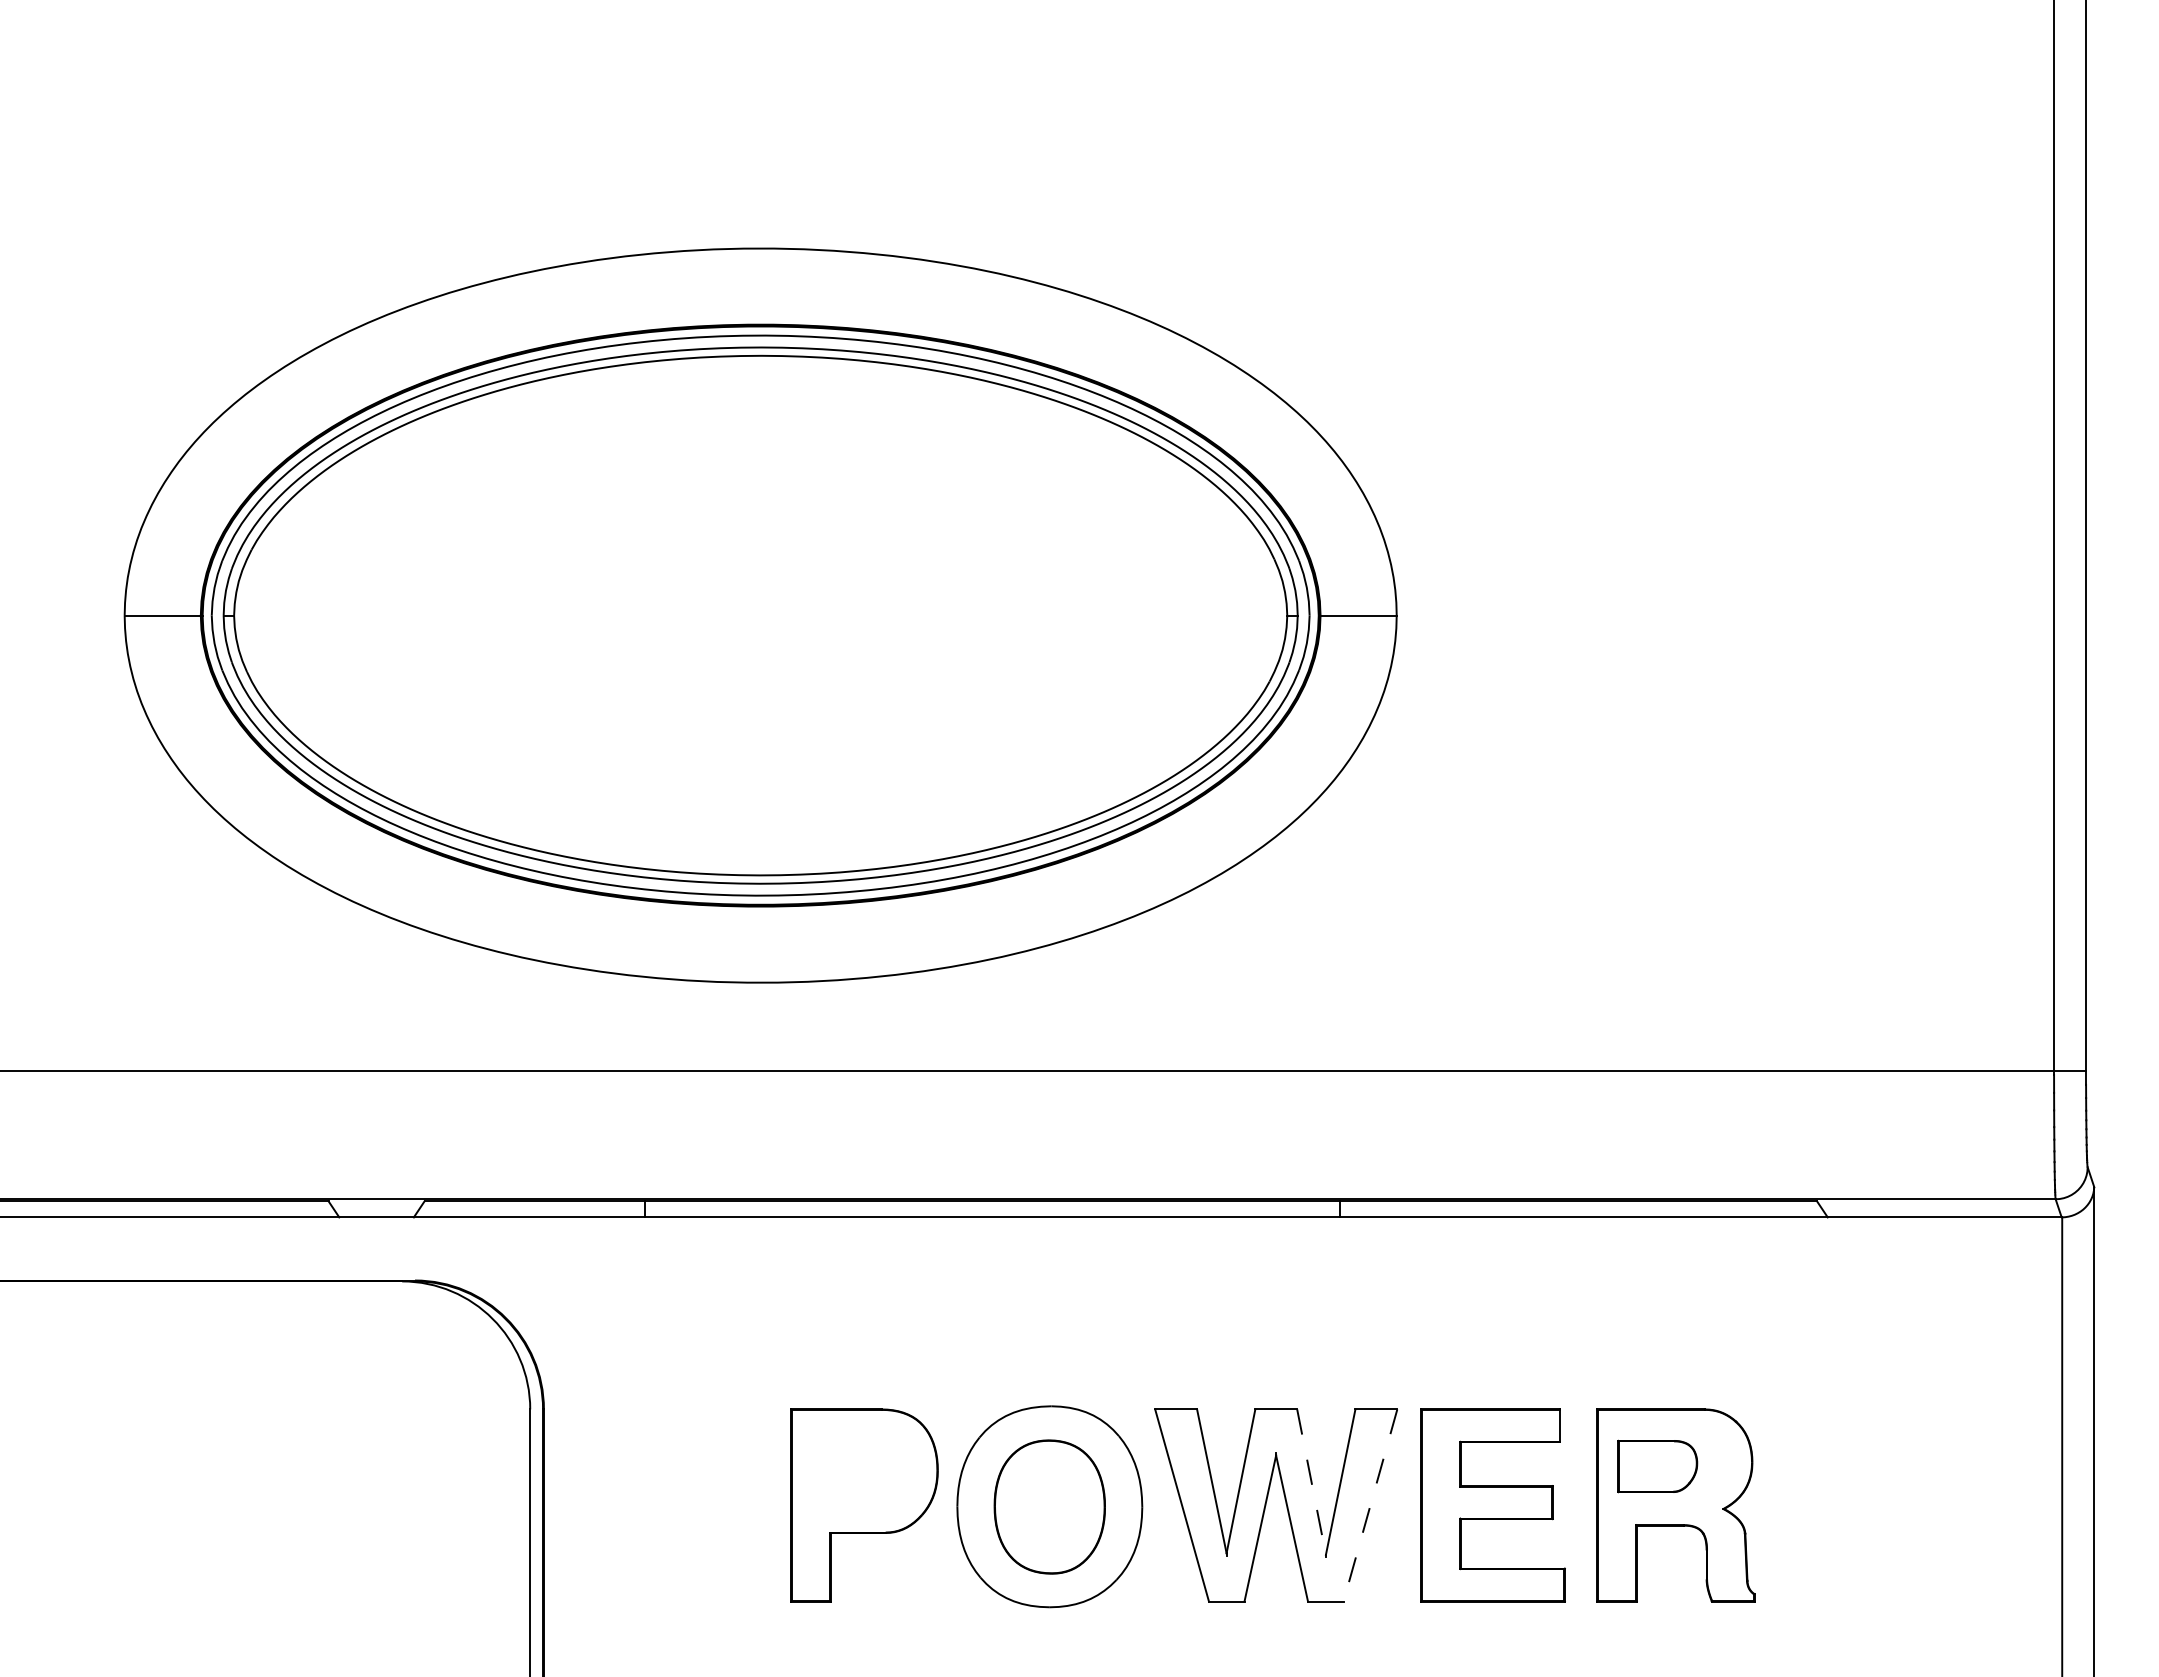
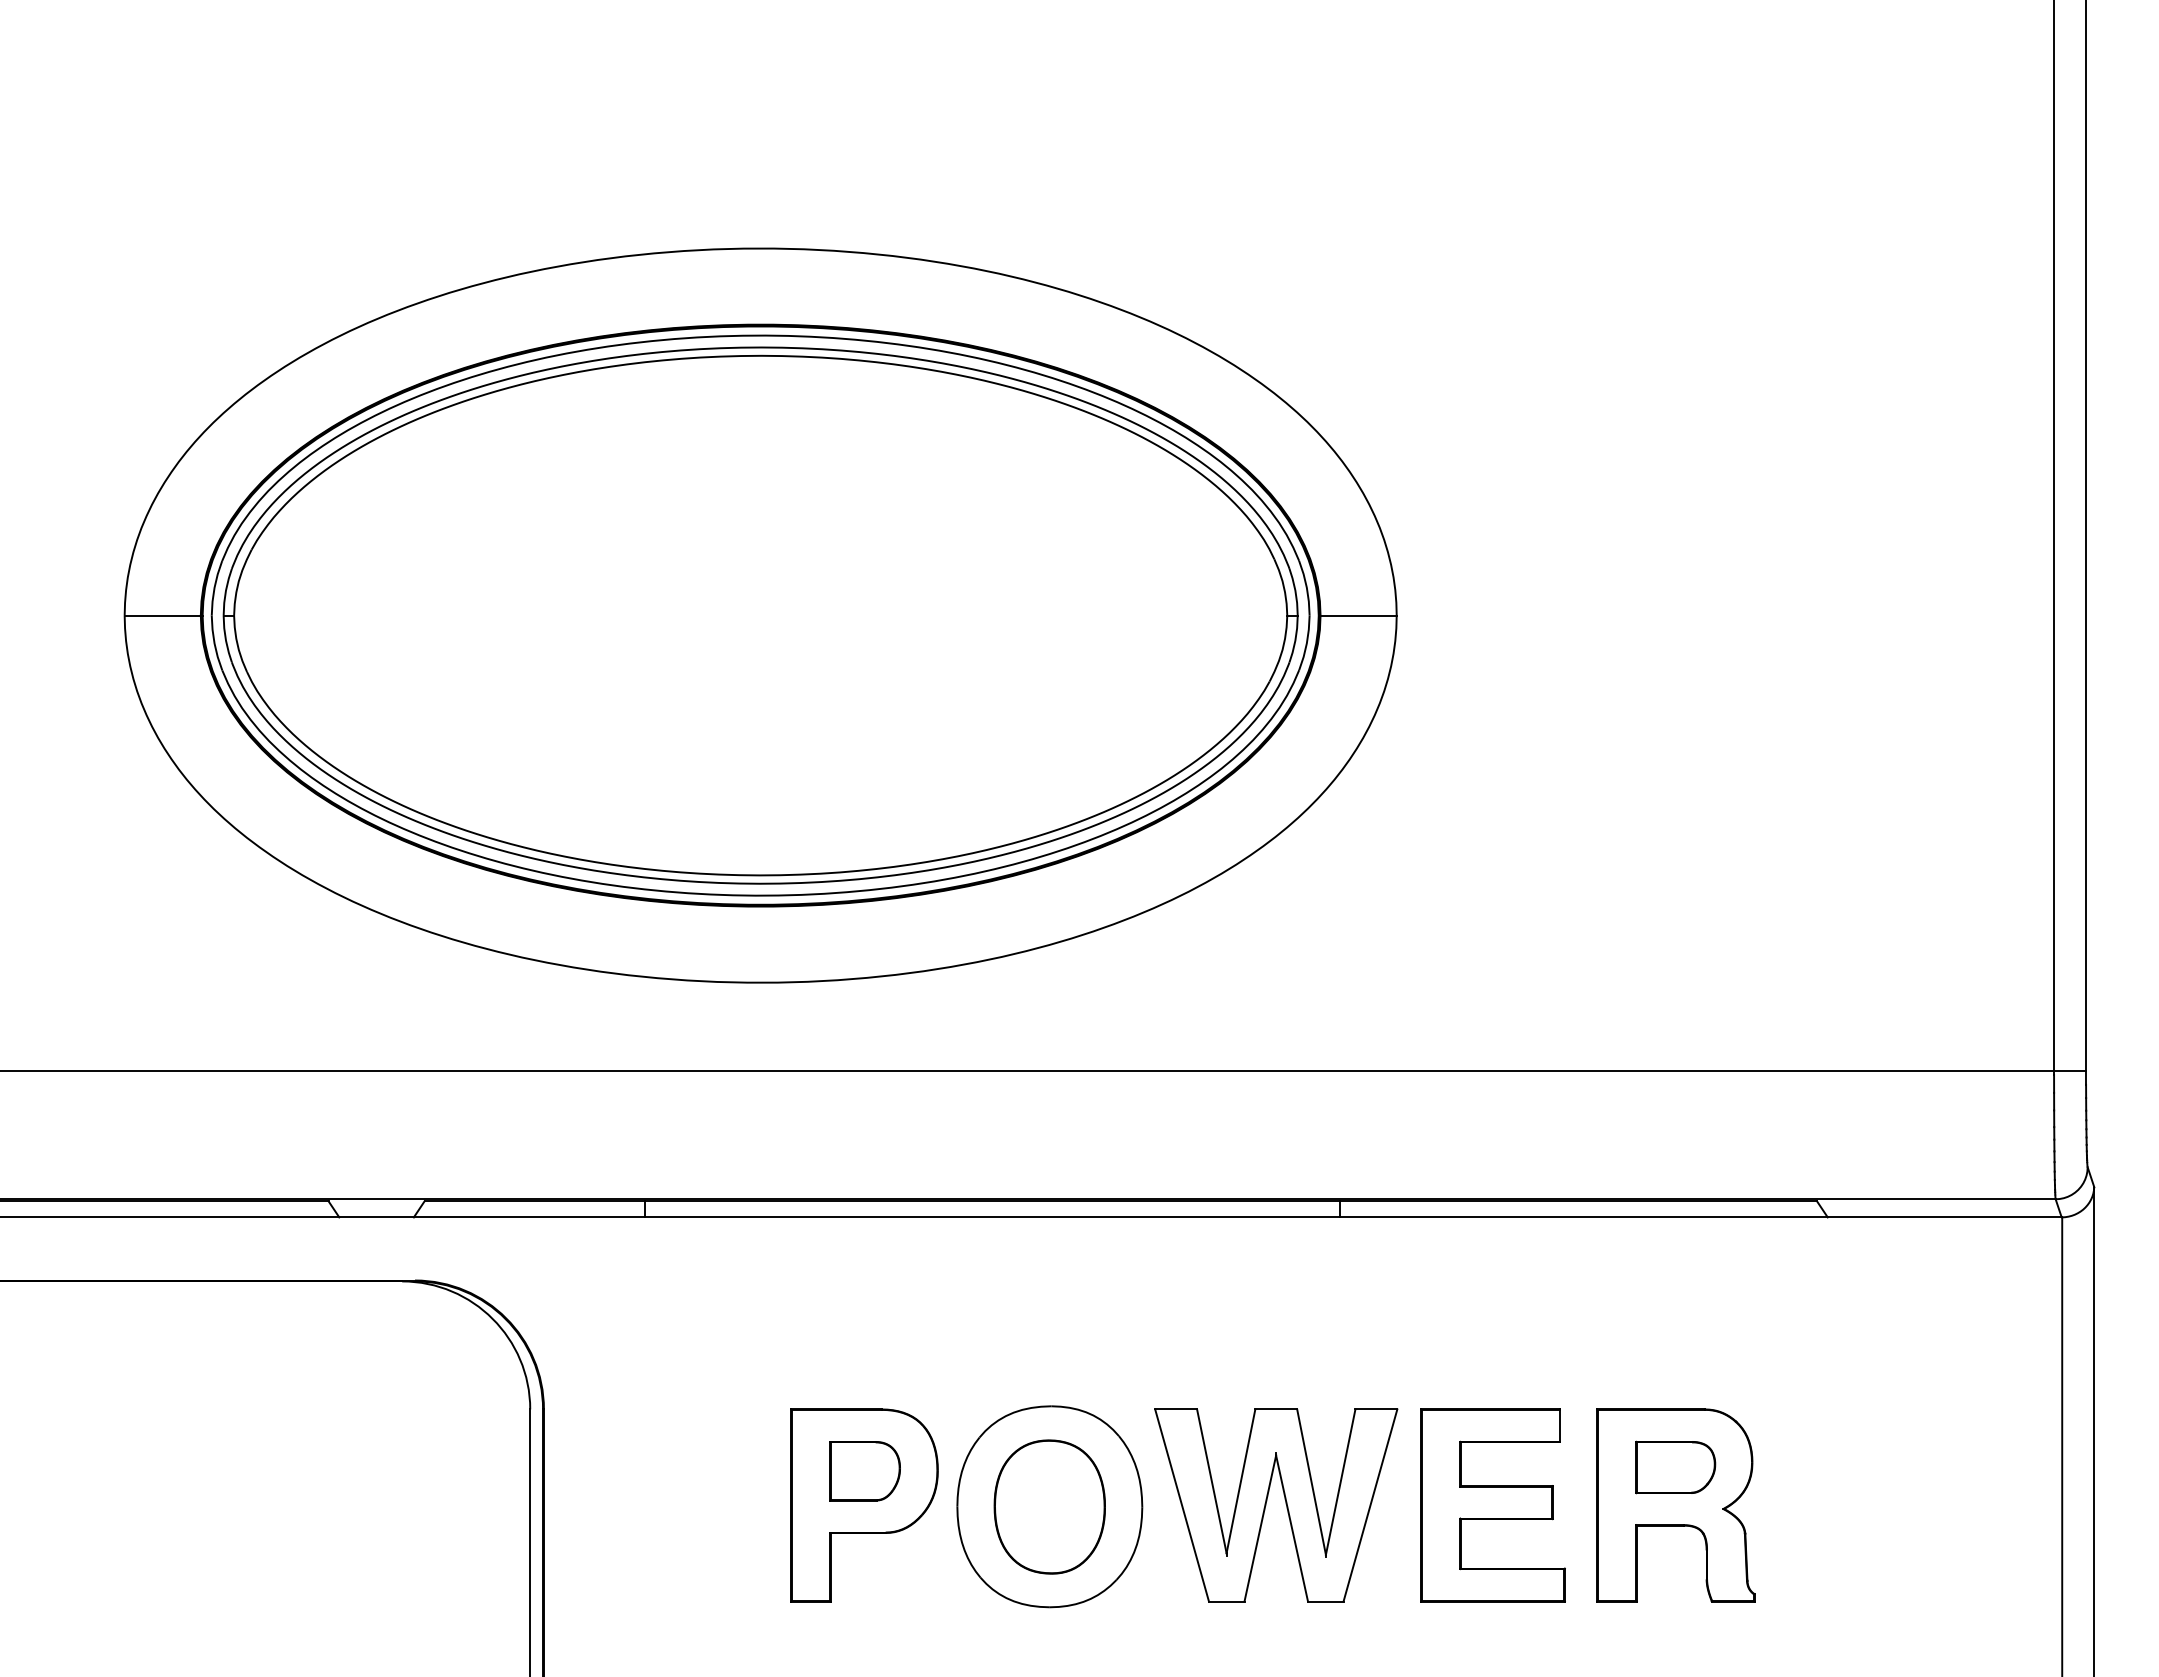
part position: (1657, 1466) -> (1675, 1467) (1675, 1467)
part: none -> present (864, 1471)
line: dashed -> solid (1311, 1482)
line: dashed -> solid (1370, 1505)
